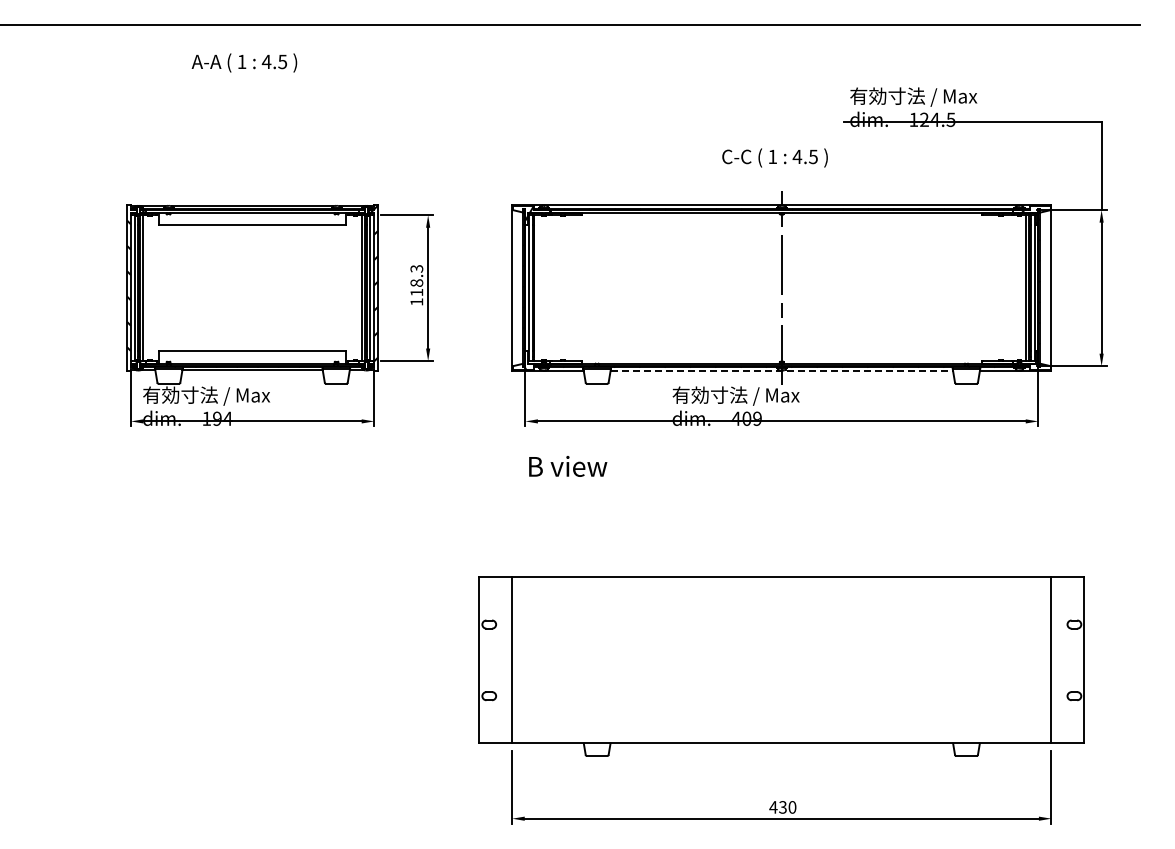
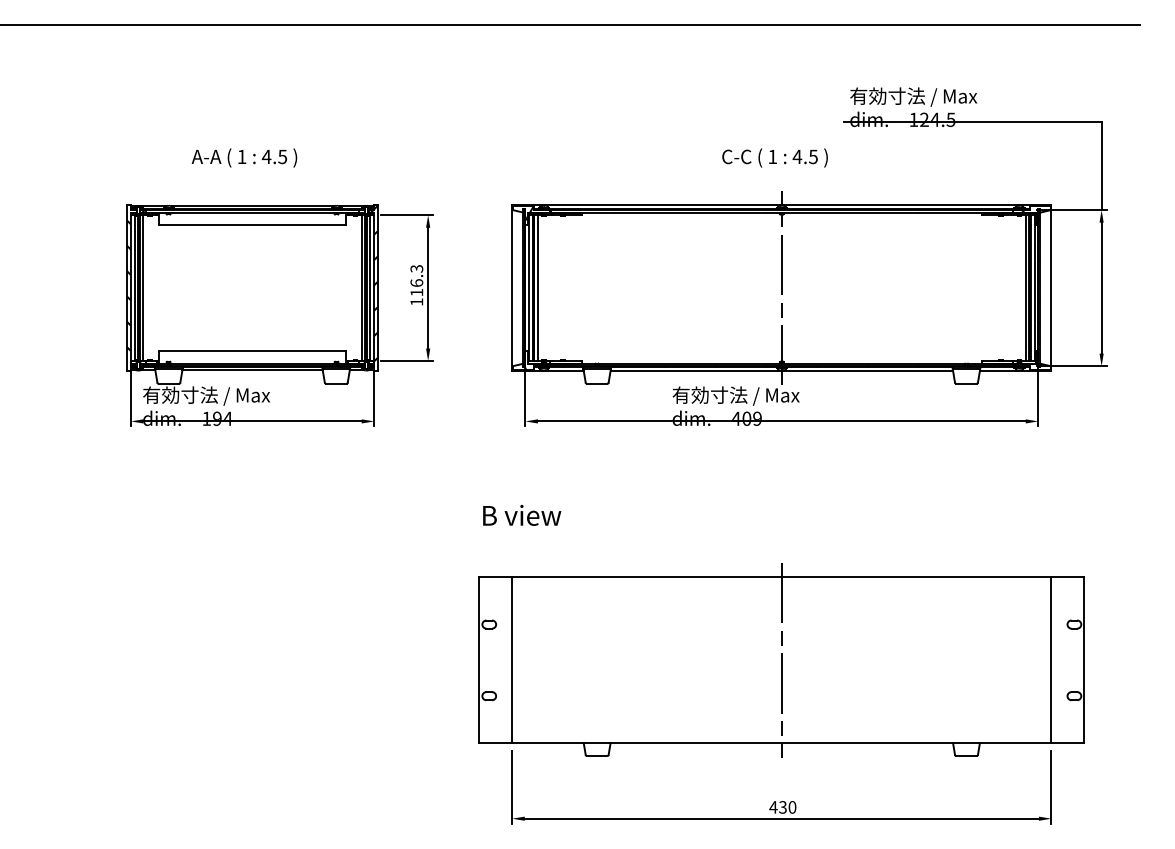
text position: (244, 62) -> (244, 157) (244, 157)
text: 118.3 -> 116.3 (416, 282)
line: none -> present (537, 288)
line: dashed -> solid (782, 371)
text position: (568, 466) -> (522, 515) (522, 515)
line: none -> present (781, 660)
